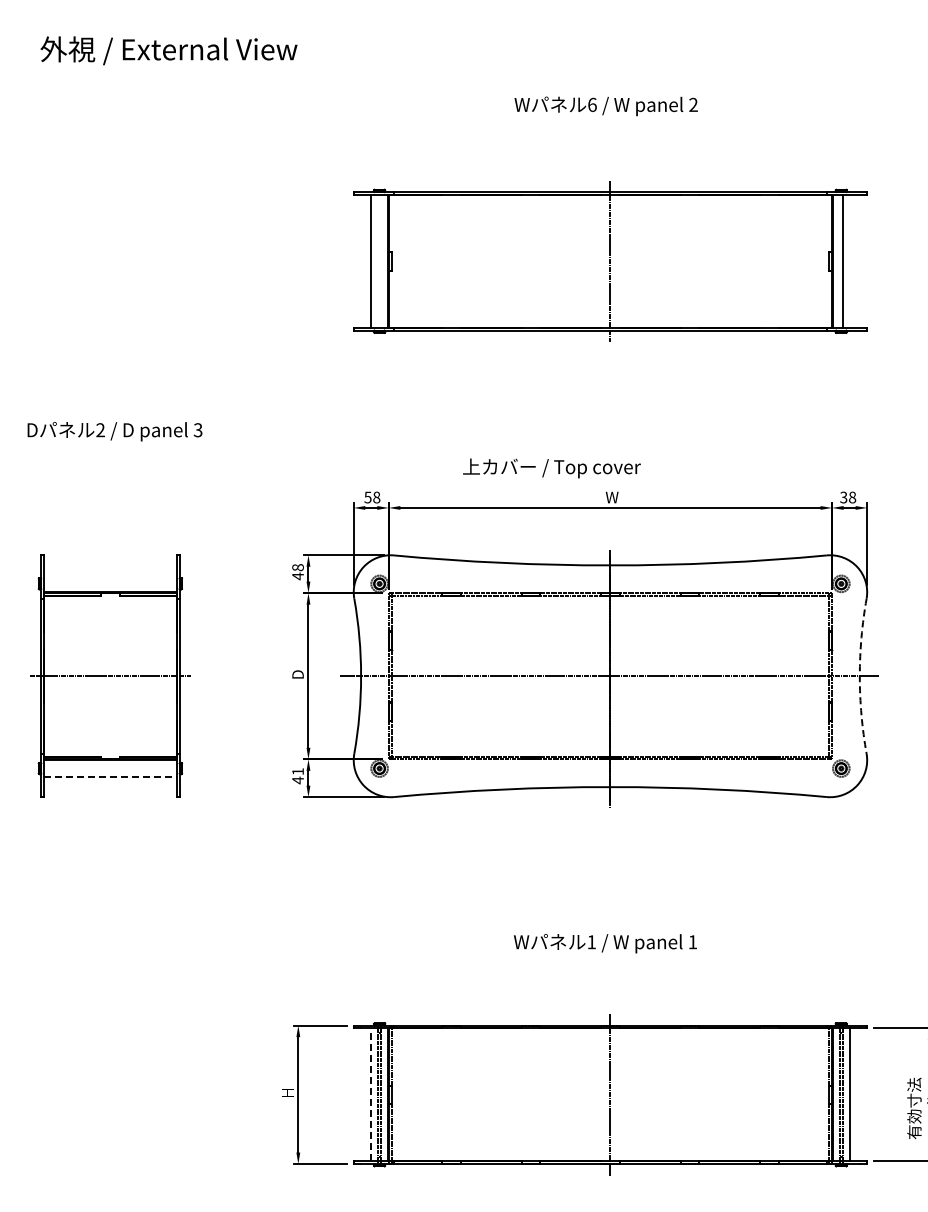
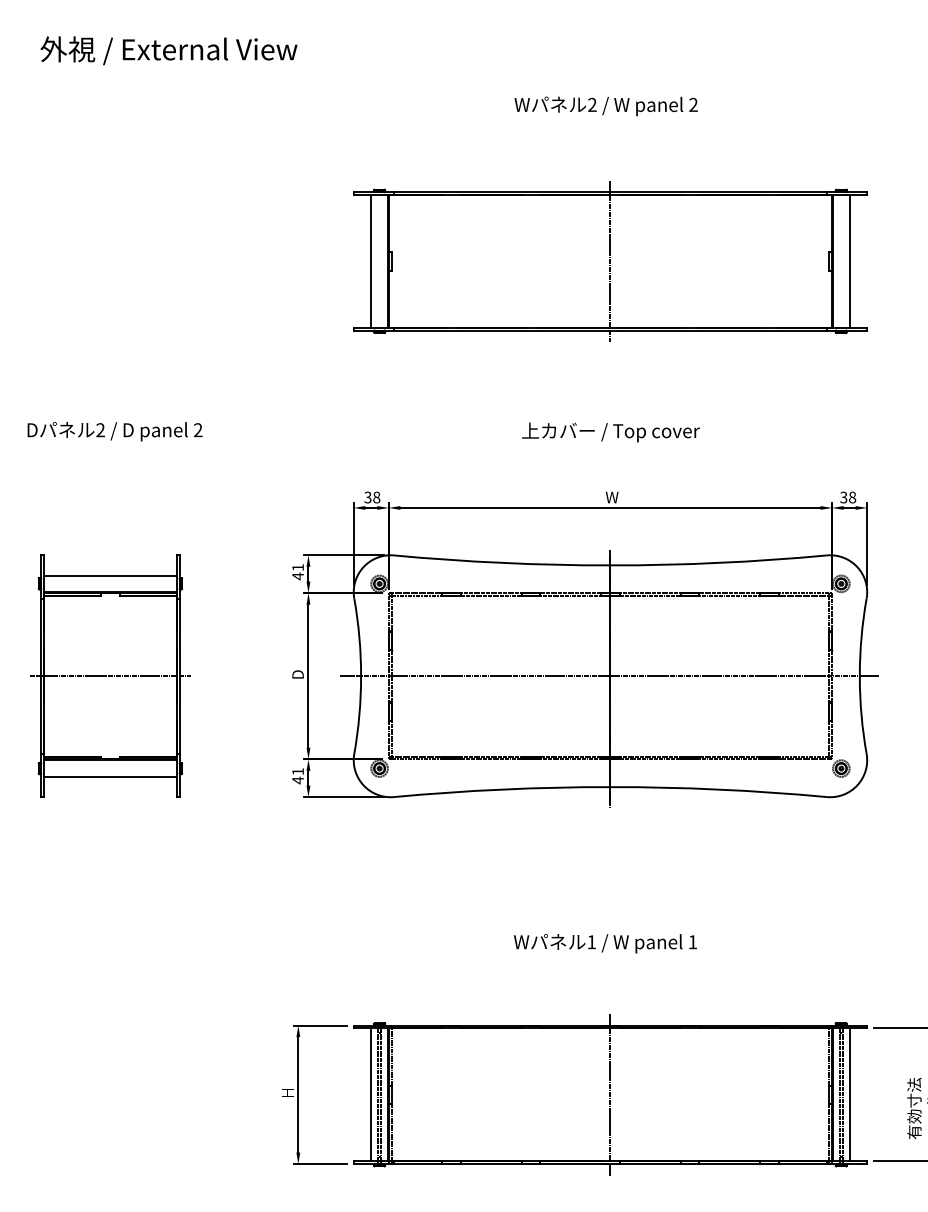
text: 6 -> 2 (592, 104)
line position: (842, 260) -> (849, 260) (849, 260)
text: 3 -> 2 (197, 430)
text position: (551, 468) -> (610, 432) (610, 432)
text: 58 -> 38 (368, 496)
text: 48 -> 41 (297, 567)
line: none -> present (109, 575)
arc: dashed -> solid (859, 676)
line: dashed -> solid (110, 776)
line: dashed -> solid (371, 1094)
